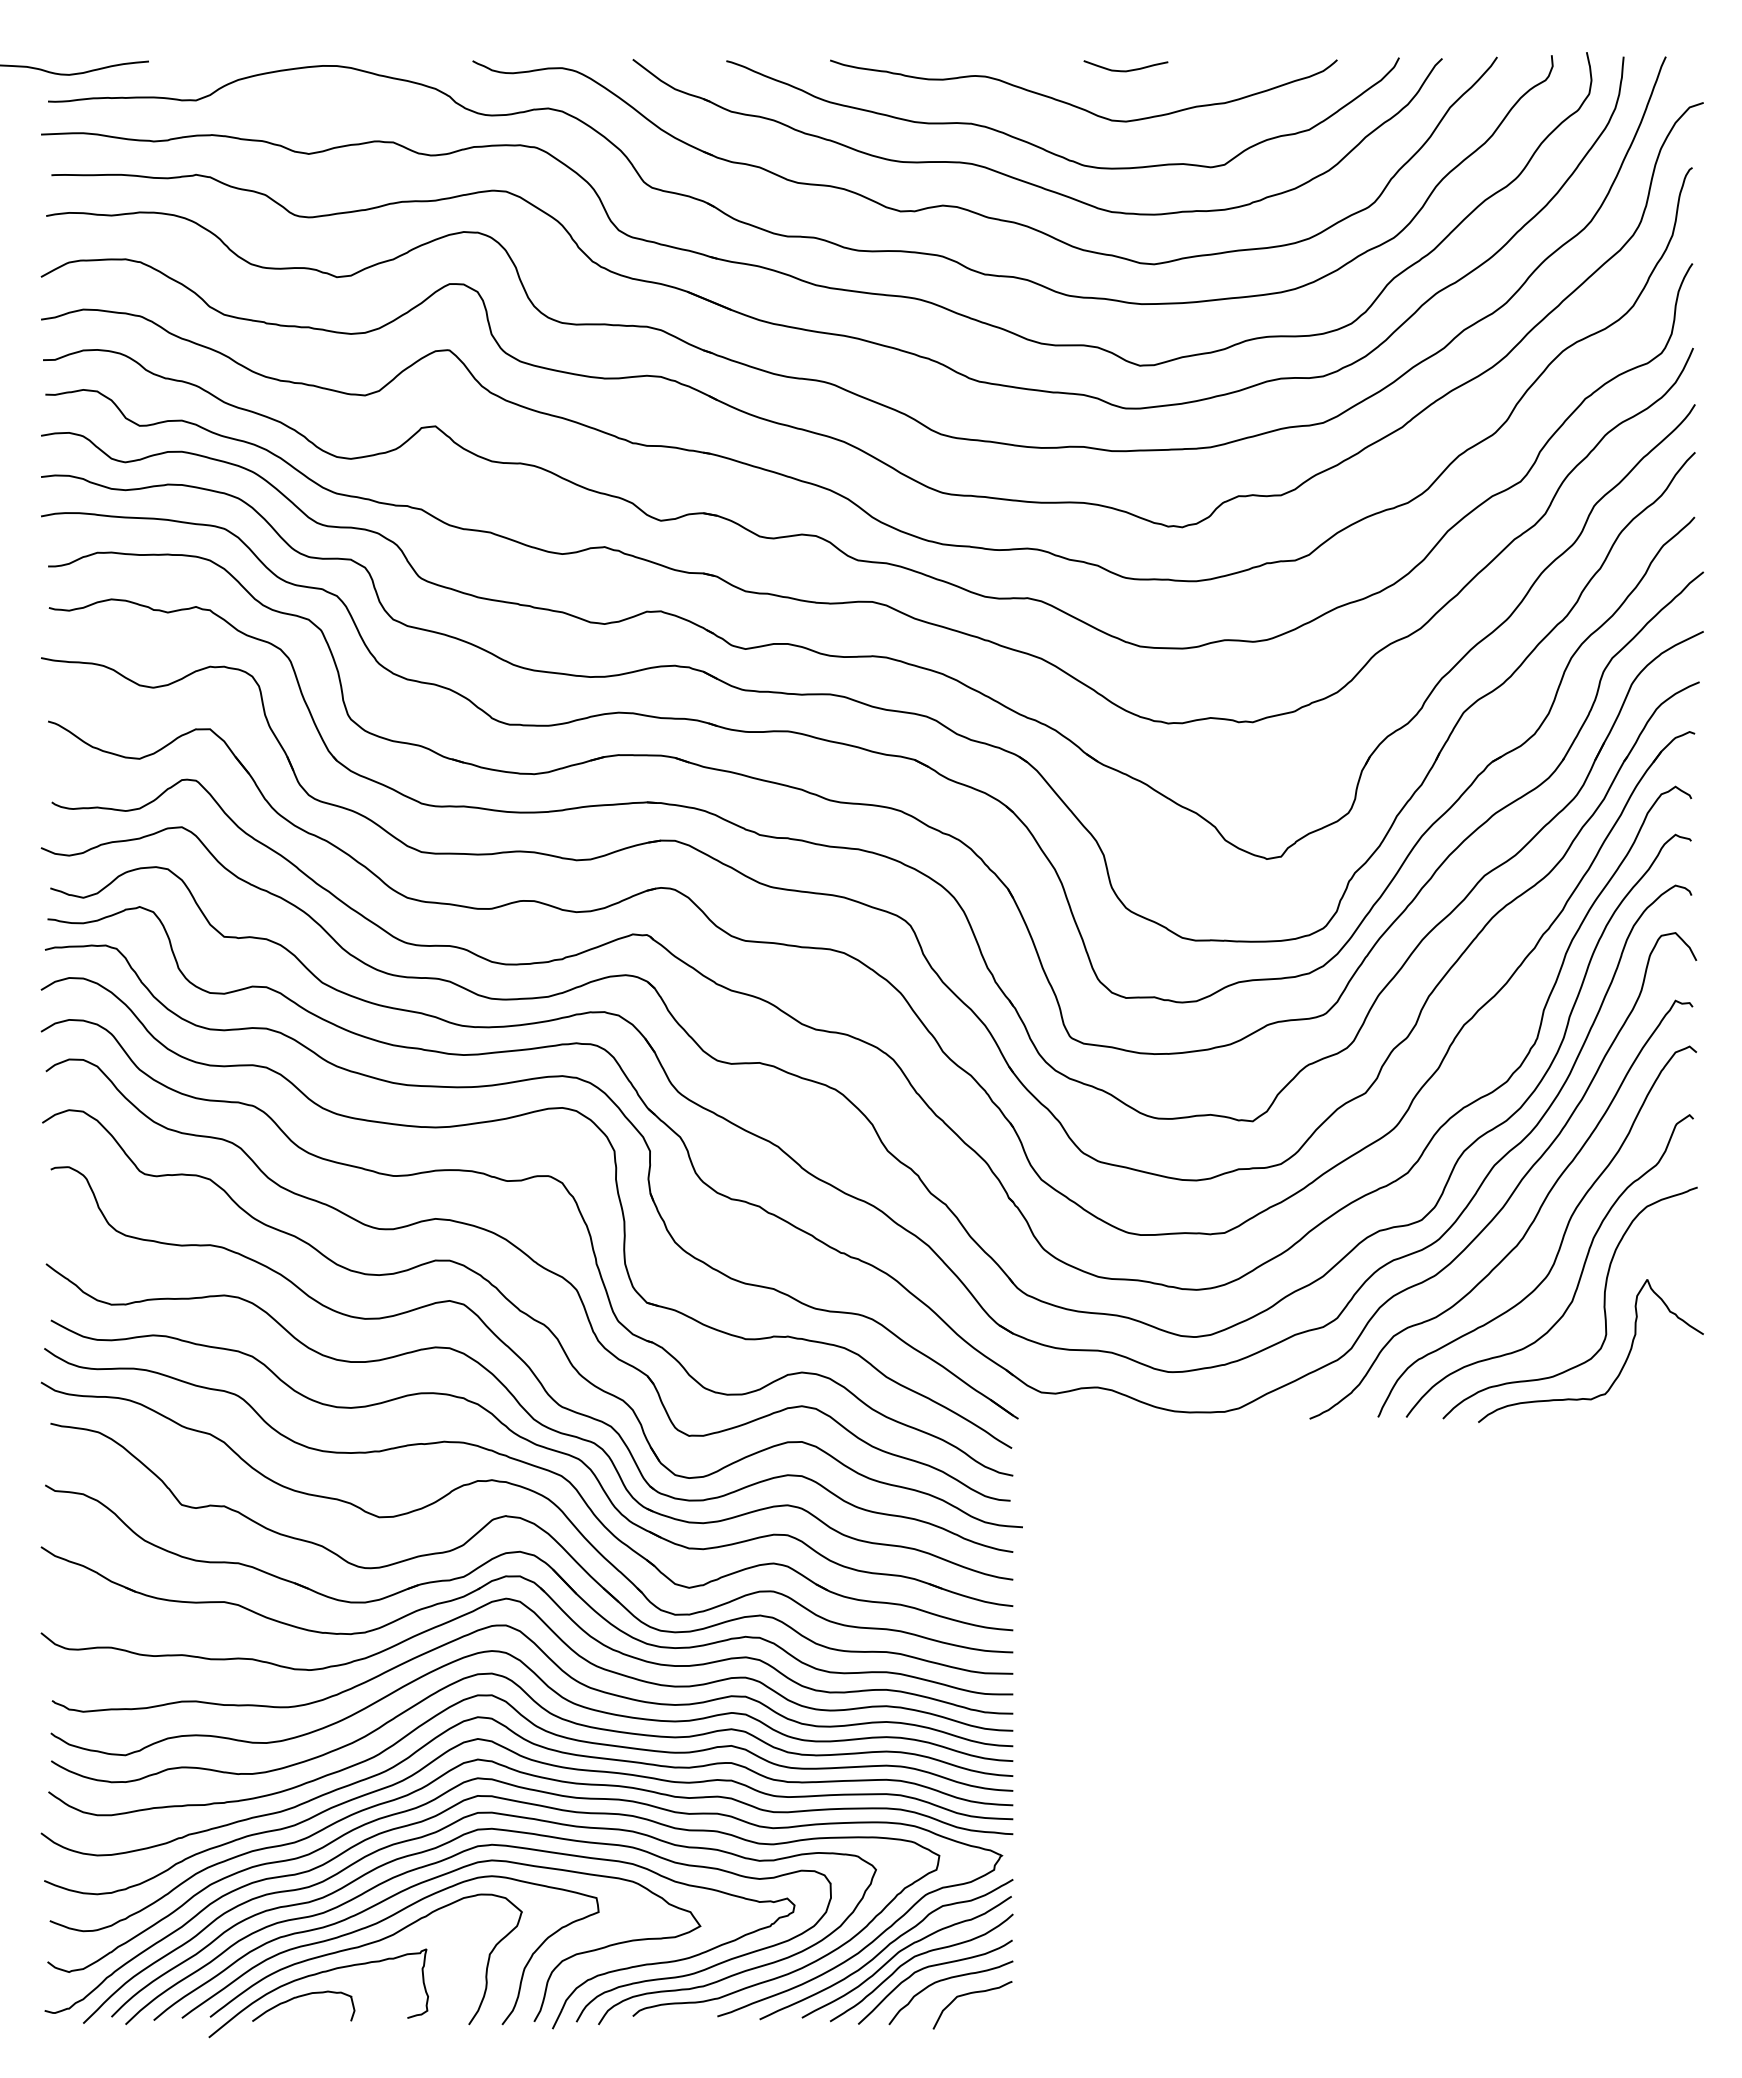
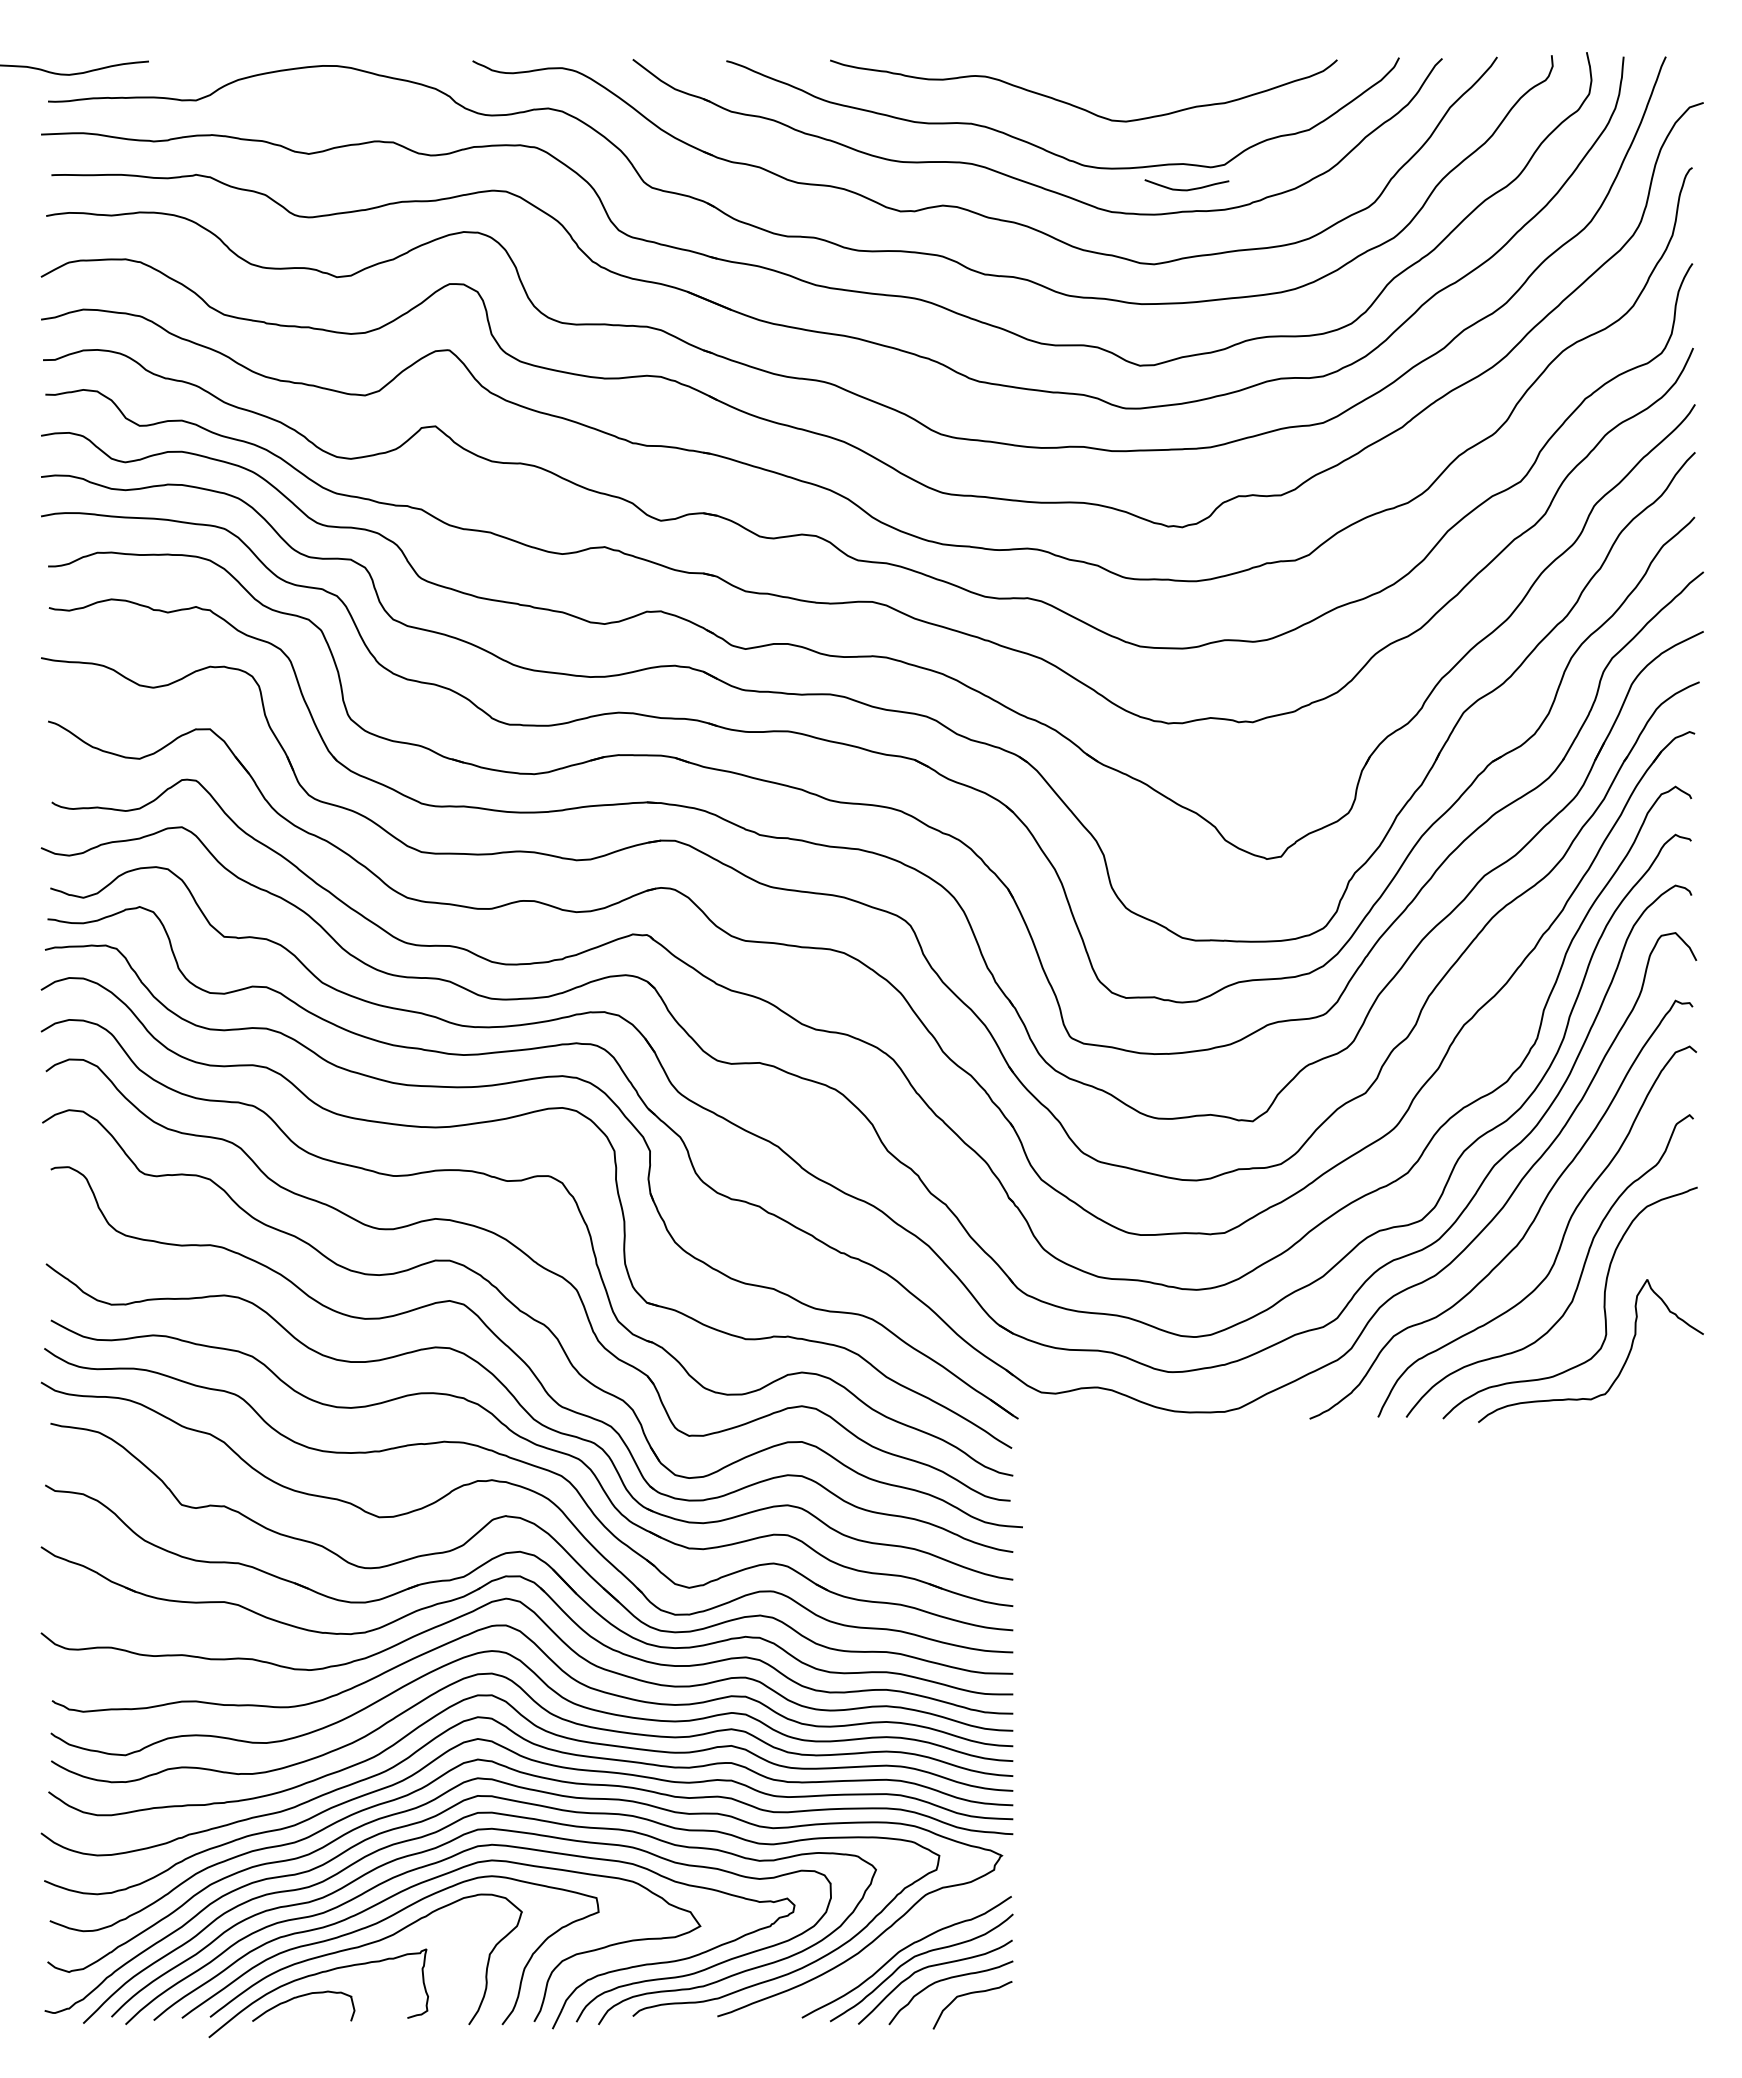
curve position: (1125, 70) -> (1186, 189) (1186, 189)
curve: present -> none (886, 1948)
